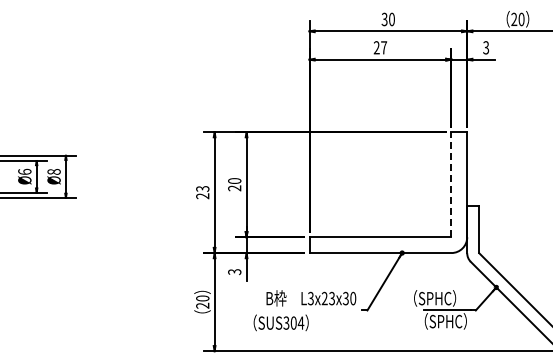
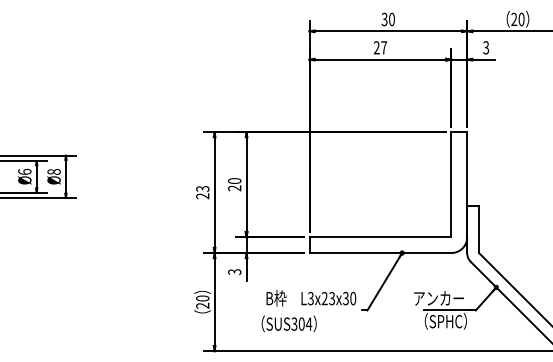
line: dashed -> solid (451, 184)
text: （SPHC） -> アンカー (438, 298)
text position: (280, 322) -> (288, 323) (288, 323)
